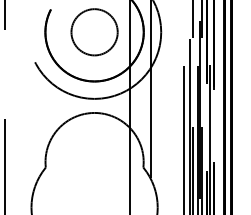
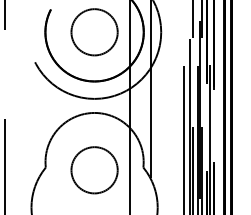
circle: none -> present (94, 170)
